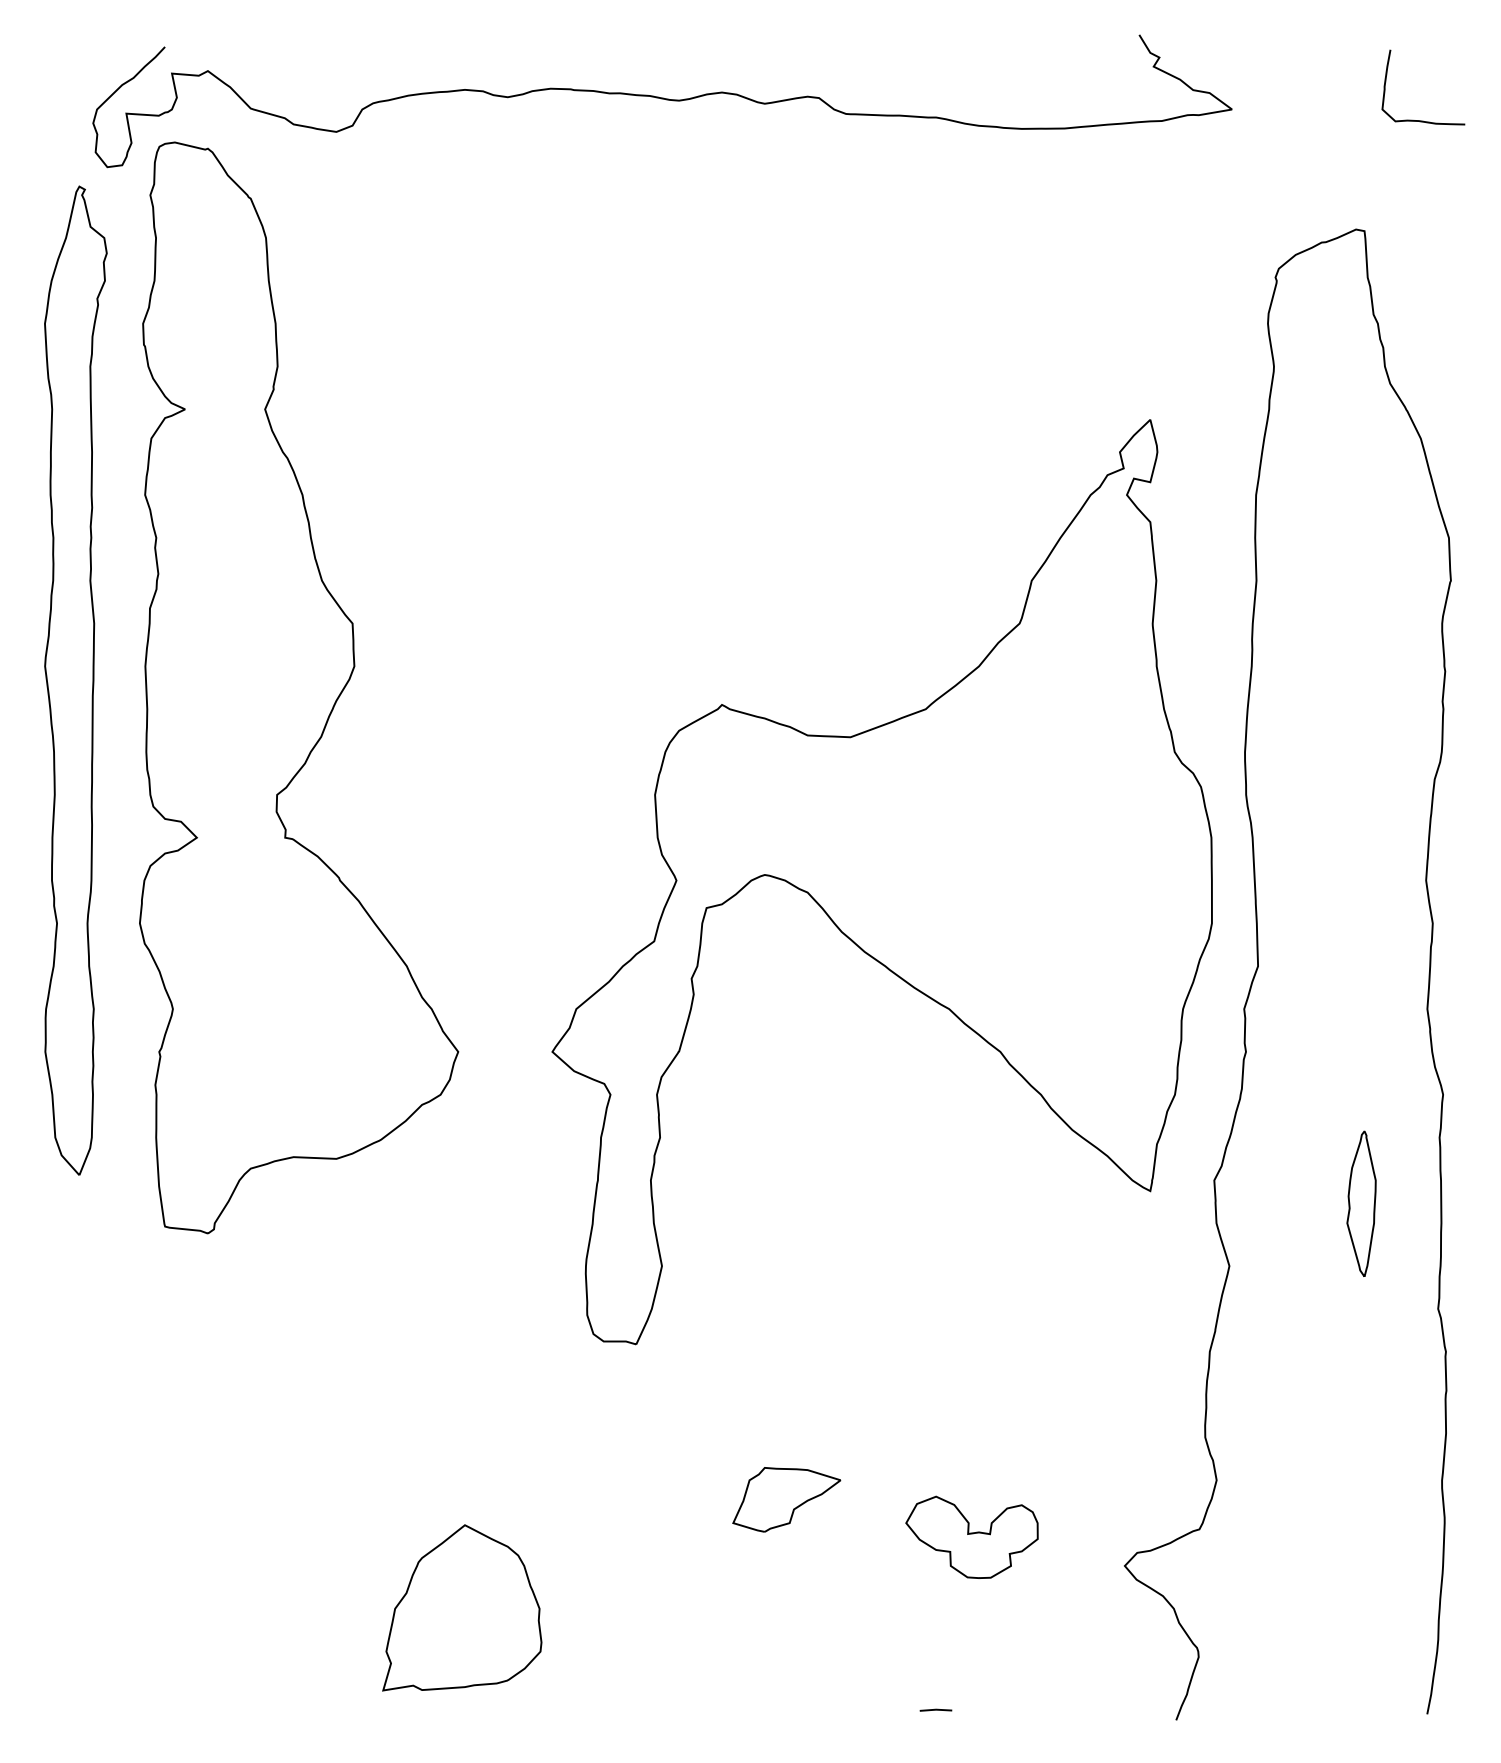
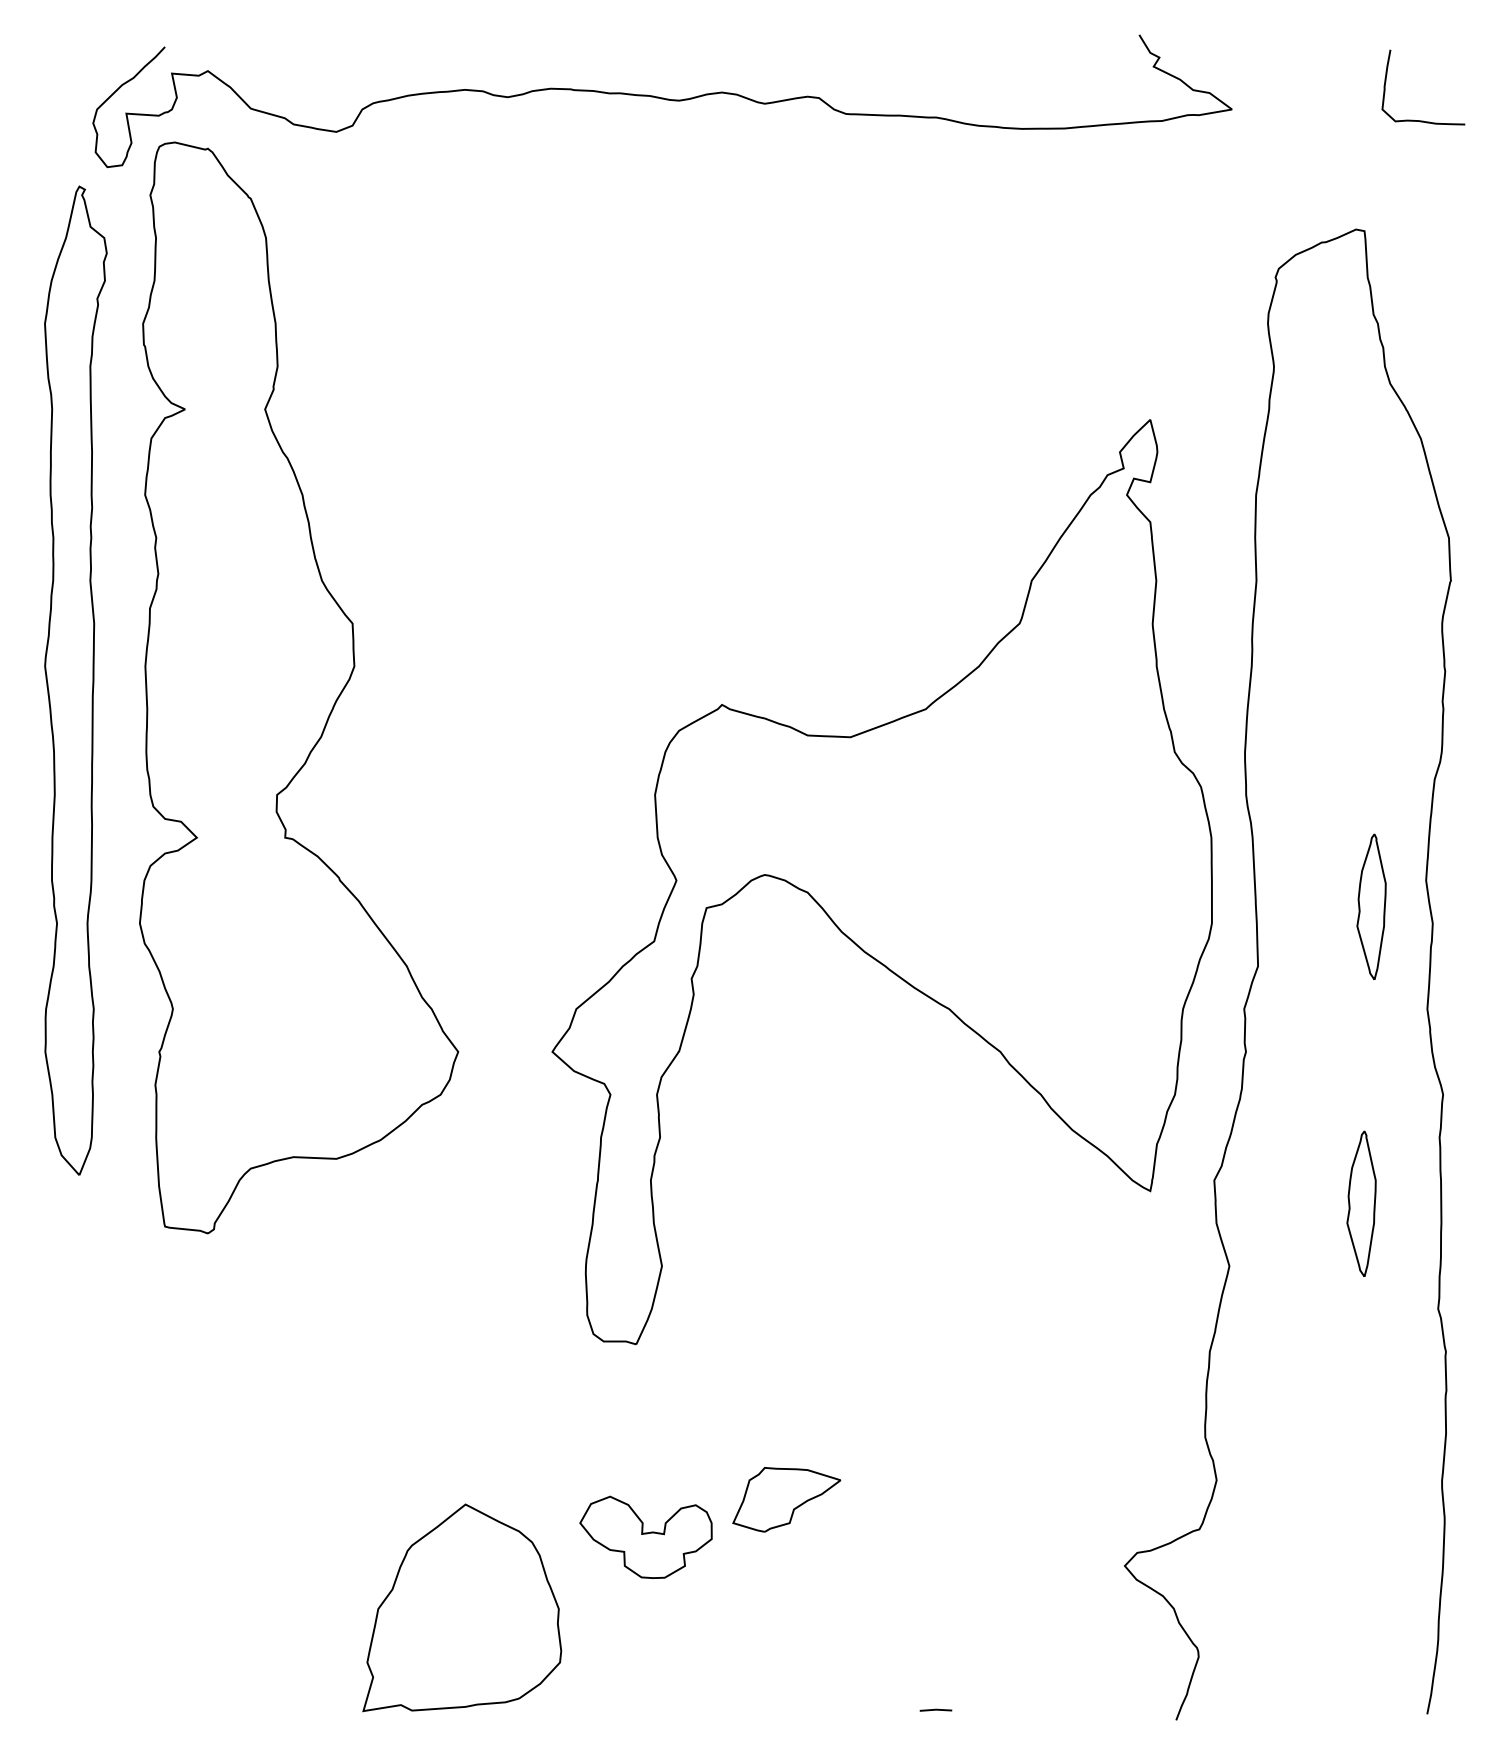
part: none -> present (1371, 906)
part position: (971, 1536) -> (645, 1536) (645, 1536)
part size: 161x168 px -> 201x210 px (462, 1607)
